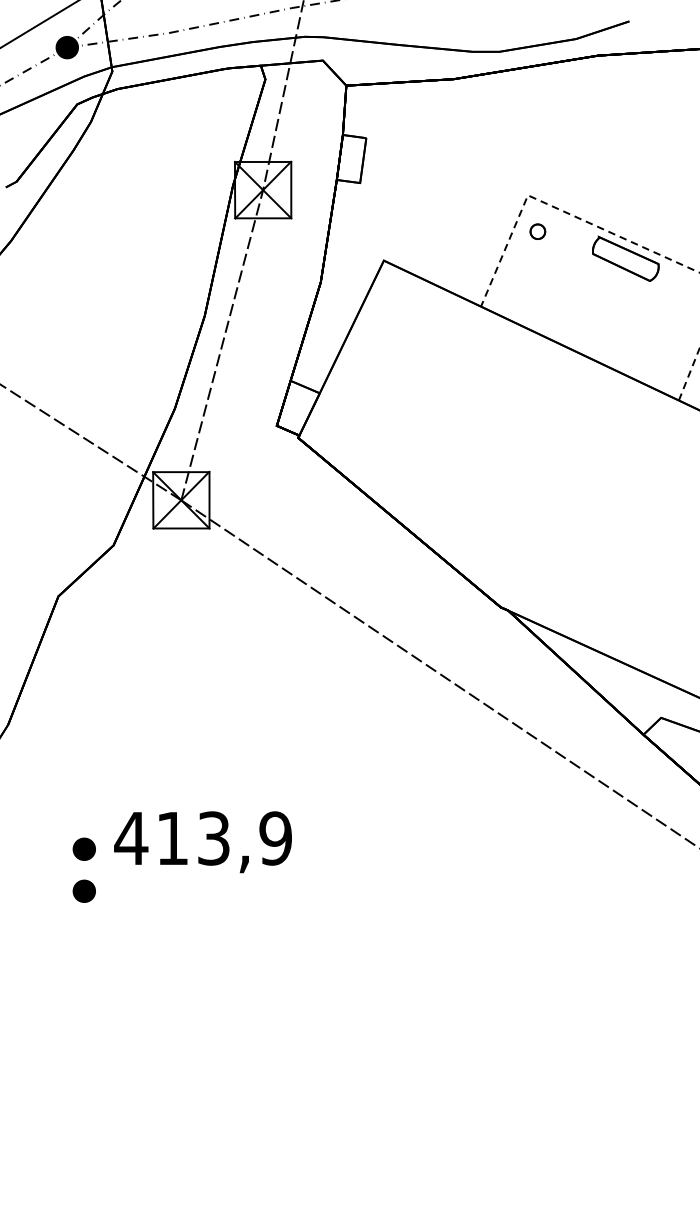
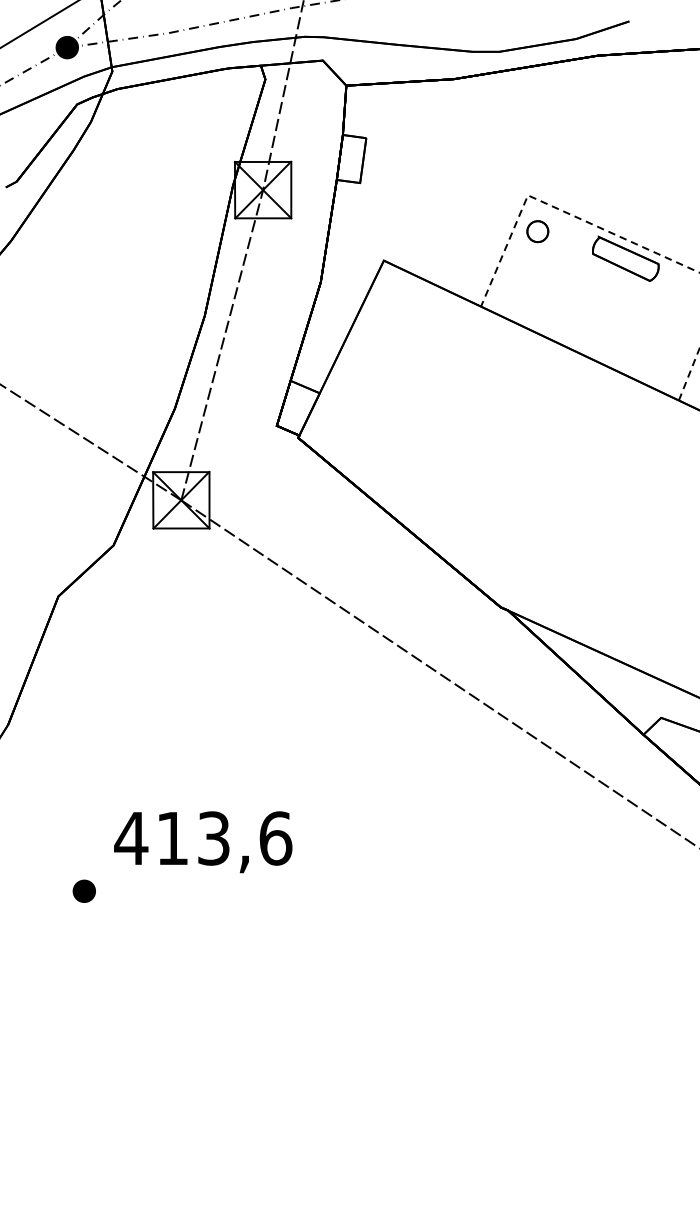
part size: 18x17 px -> 24x24 px (537, 231)
text: 413,9 -> 413,6 (275, 838)
part: present -> none (83, 848)
